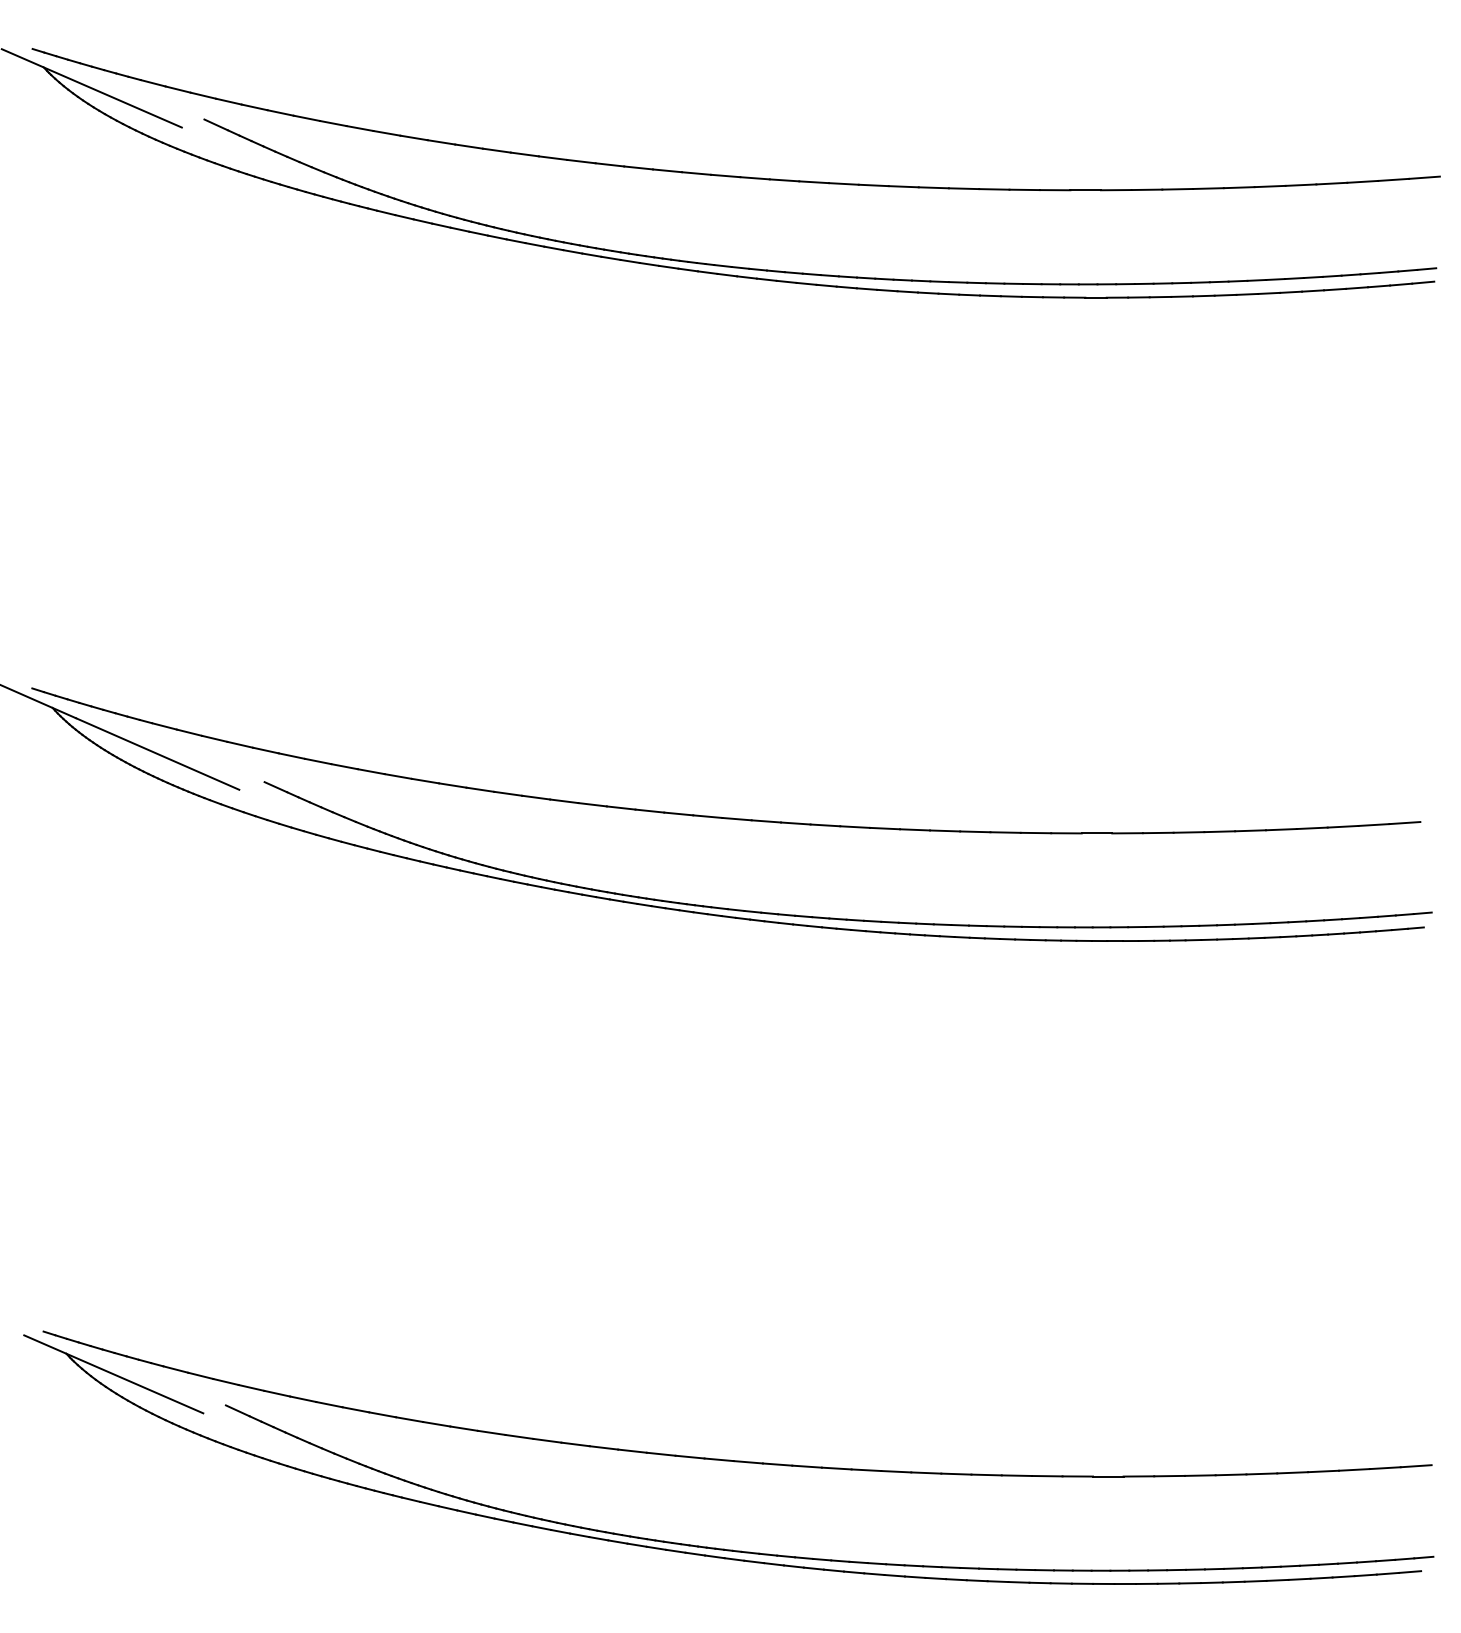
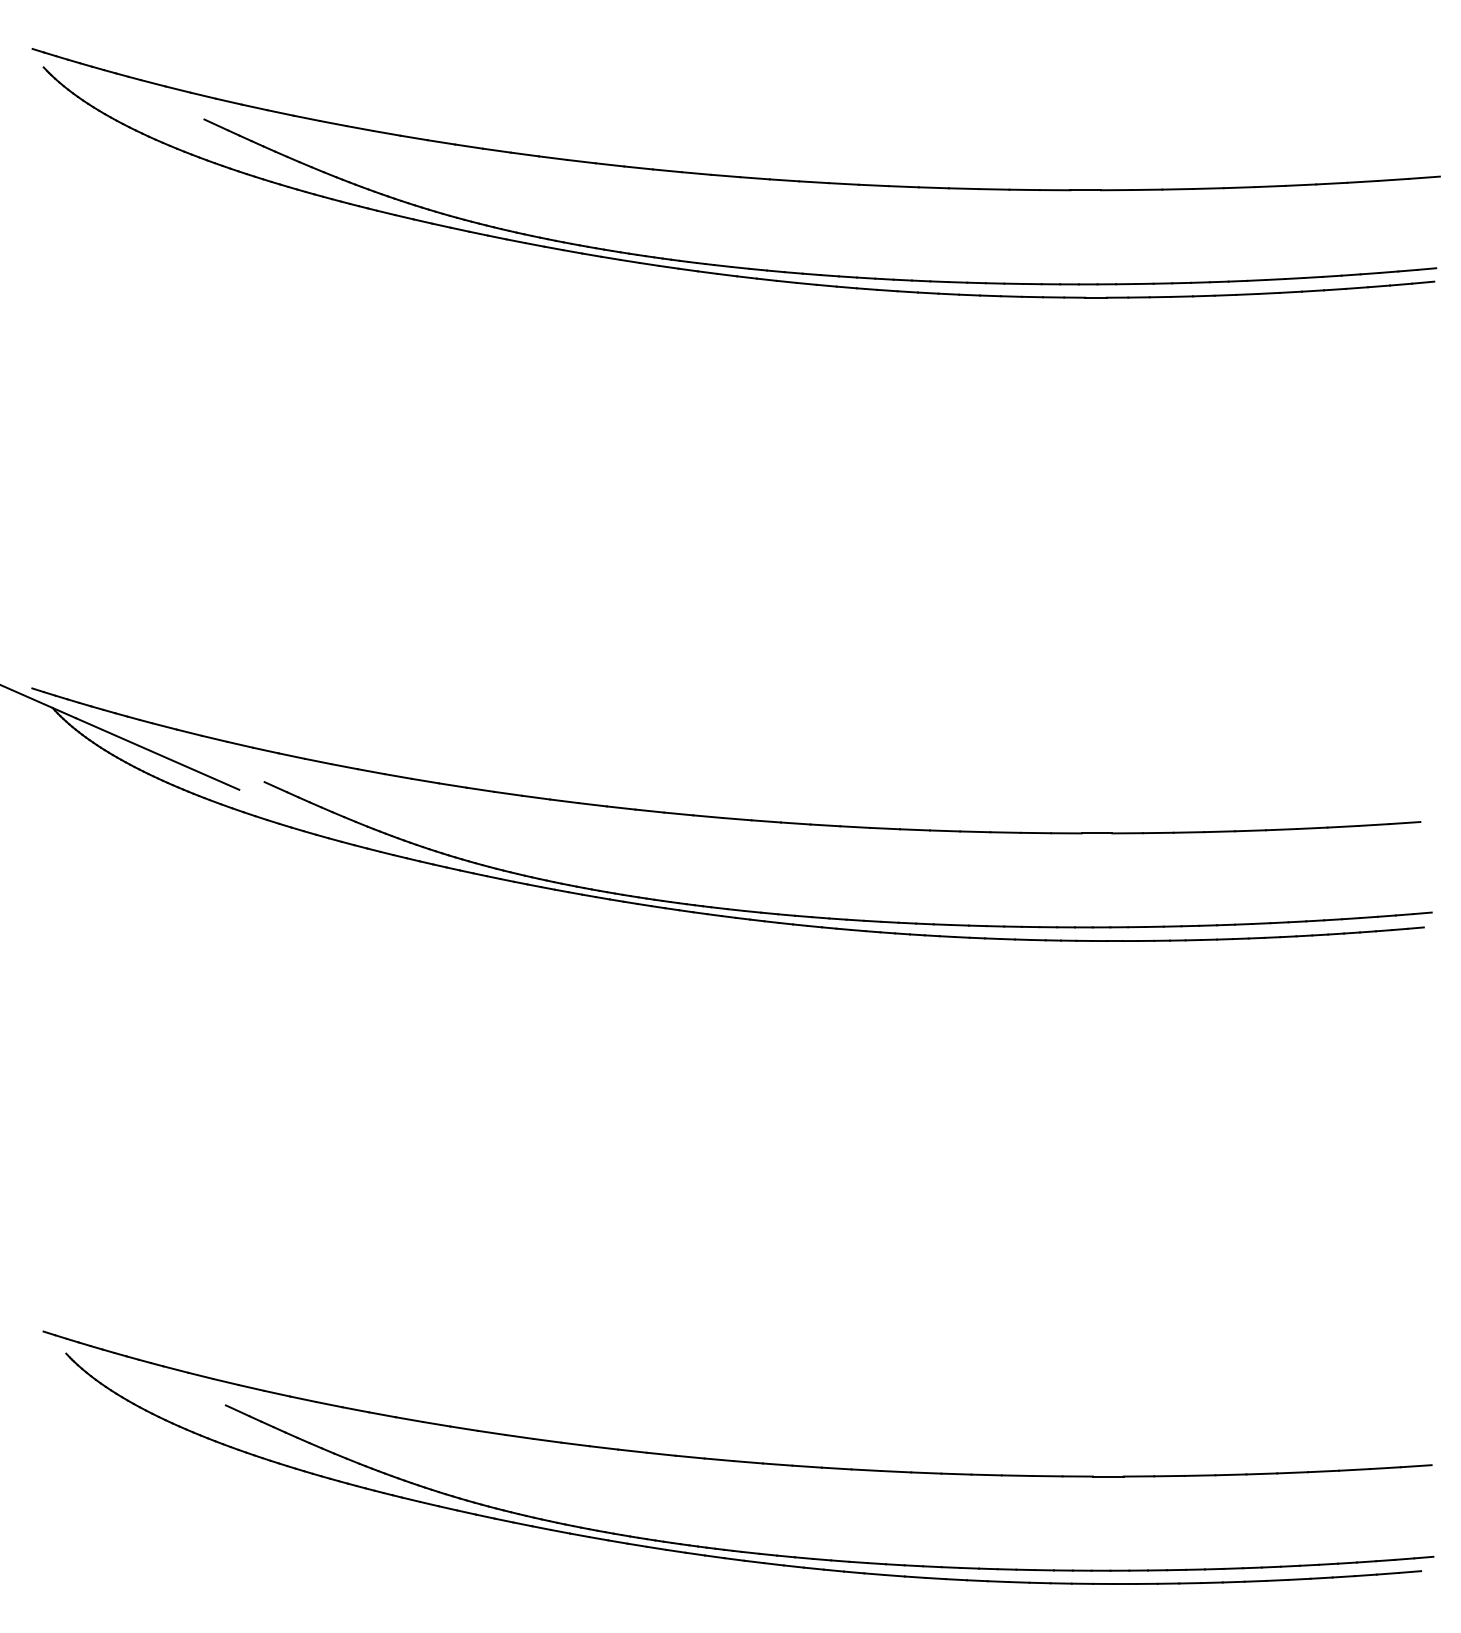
line: present -> none (91, 88)
line: present -> none (113, 1374)
